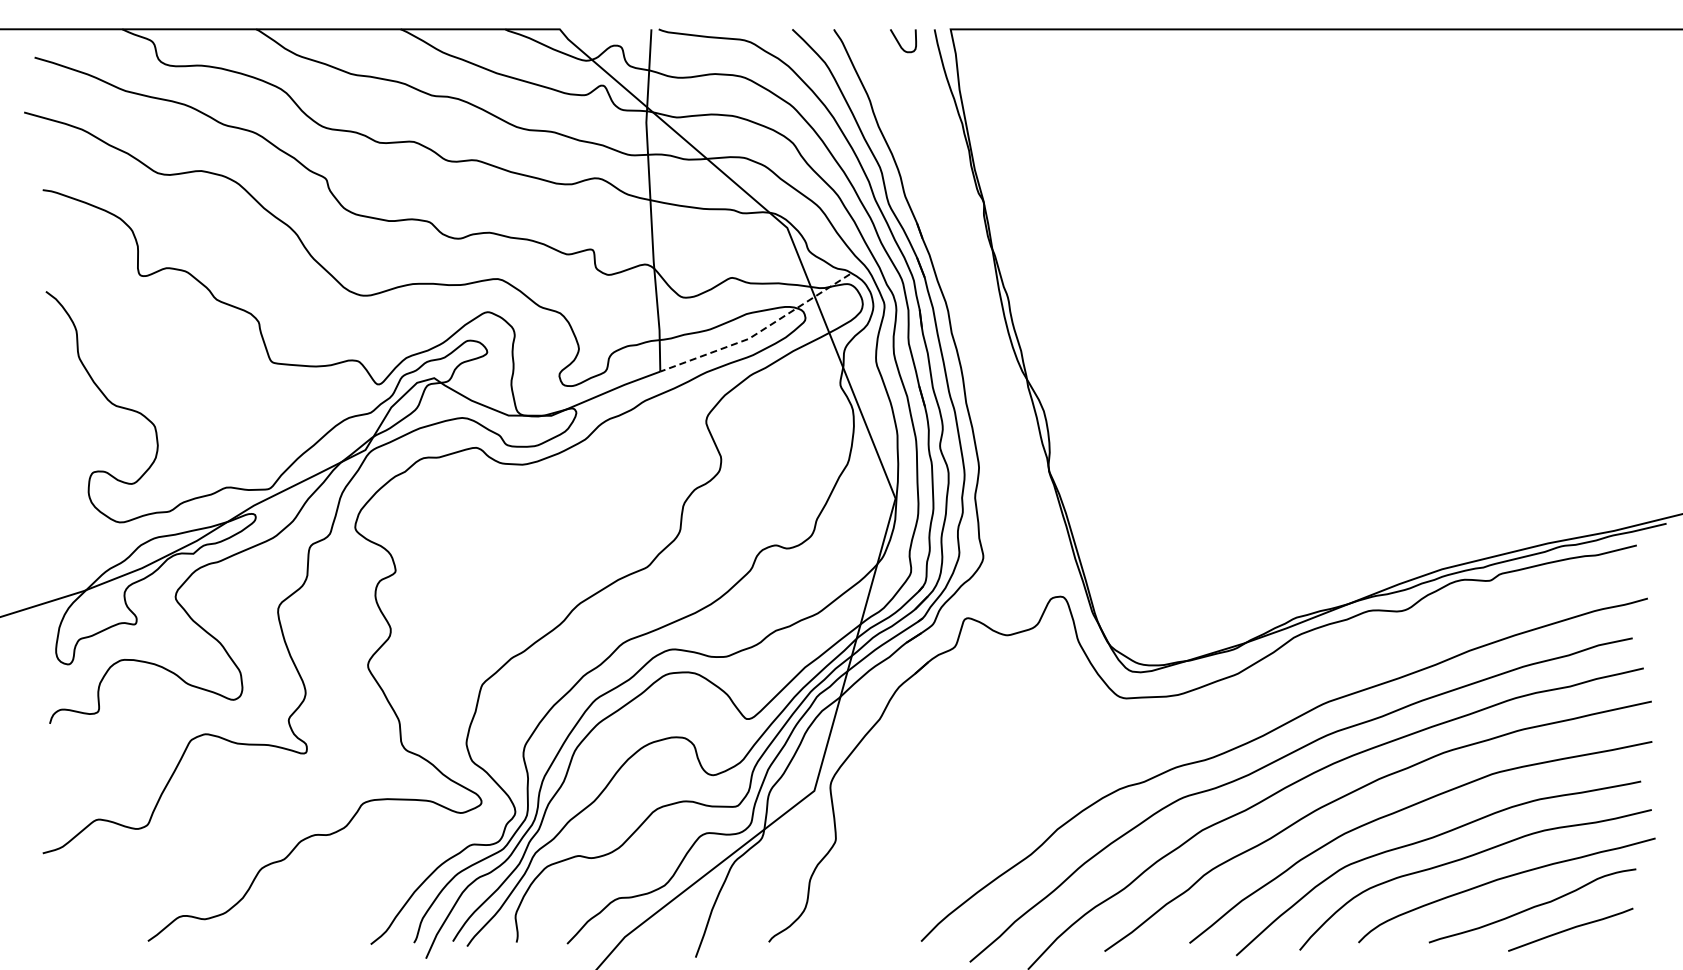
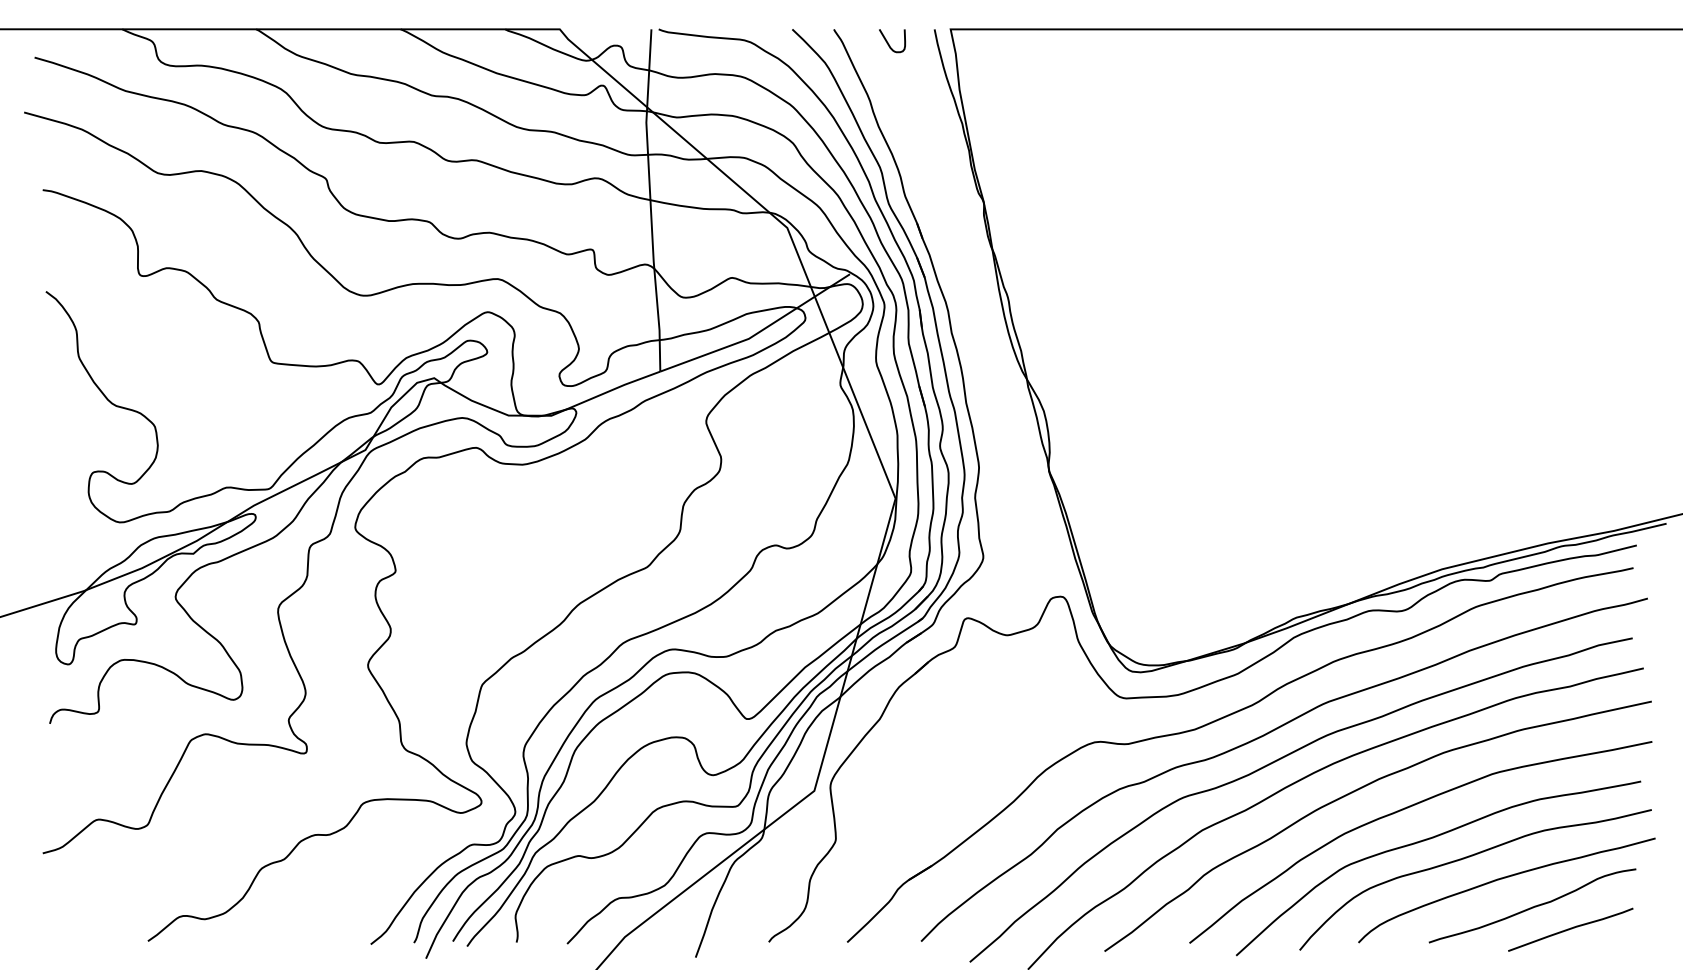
curve position: (899, 42) -> (888, 42) (888, 42)
line: dashed -> solid (759, 332)
part: none -> present (1224, 718)
